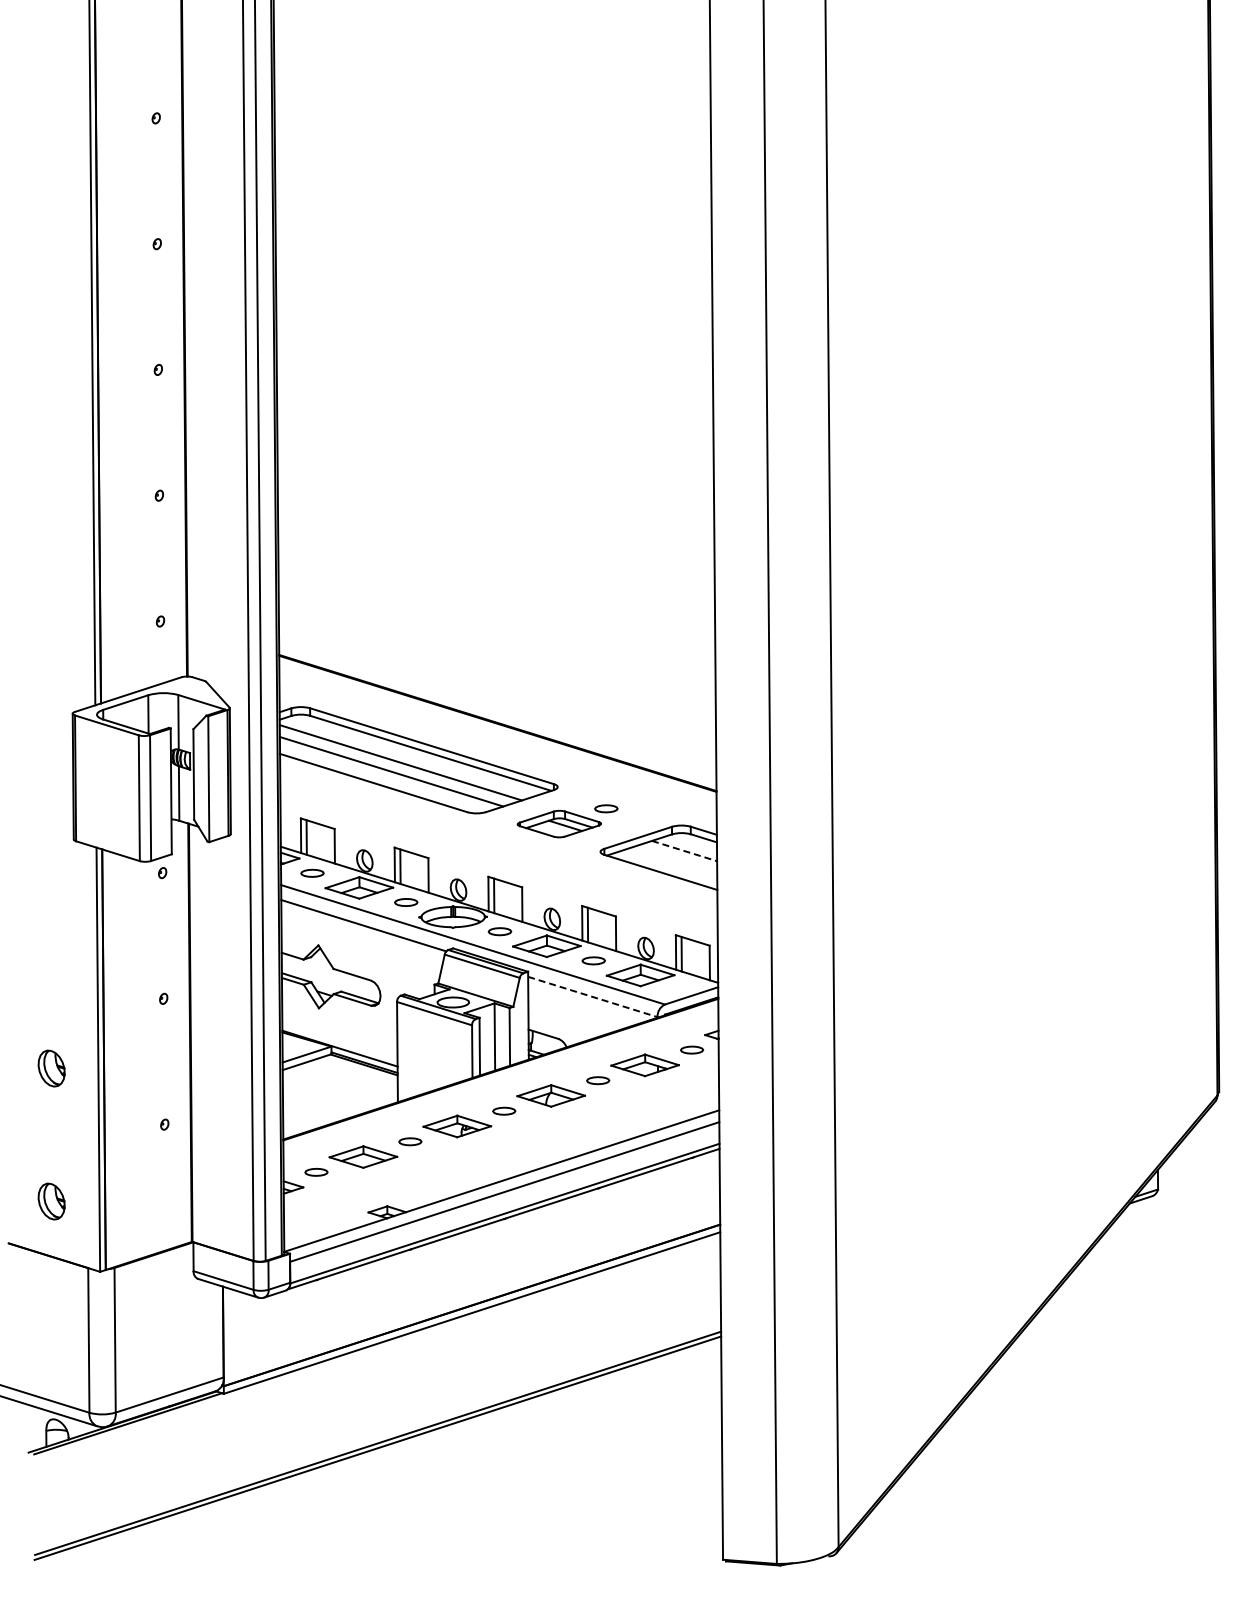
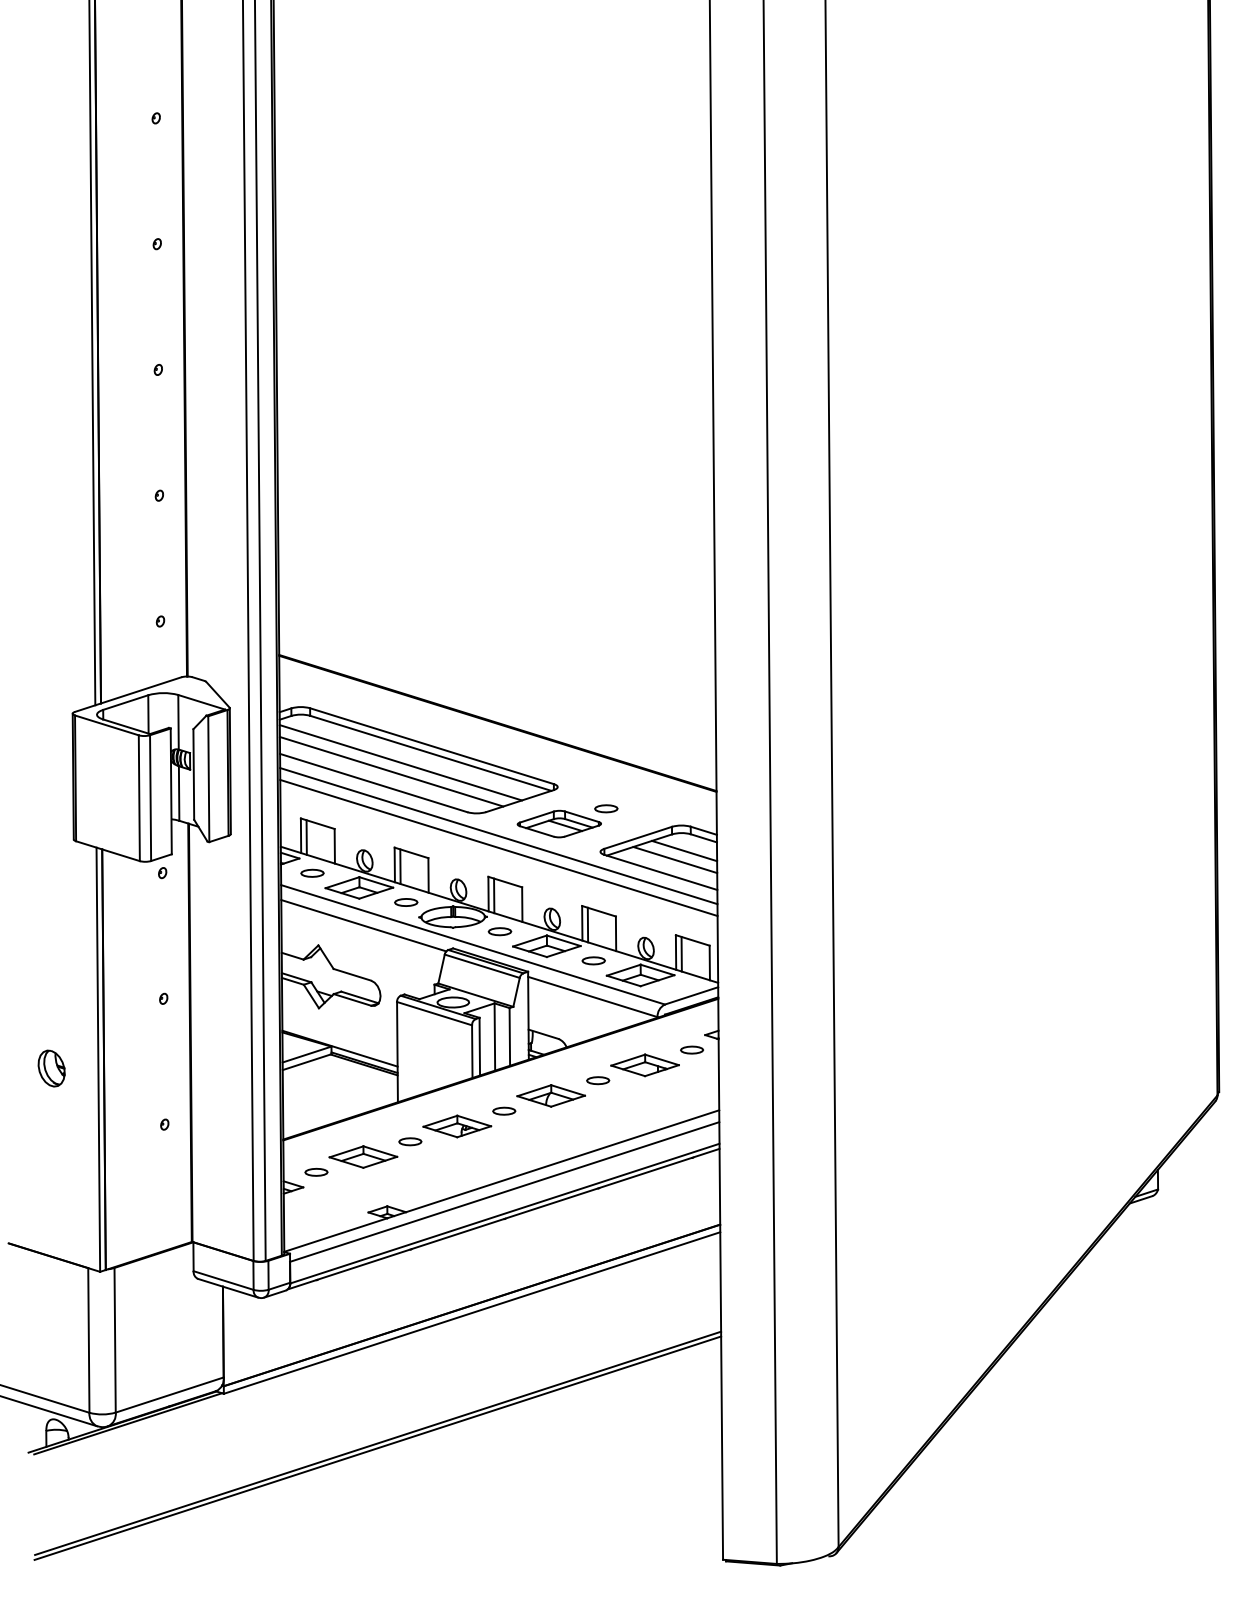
line: none -> present (498, 836)
line: none -> present (498, 847)
line: dashed -> solid (685, 851)
line: none -> present (675, 859)
line: dashed -> solid (592, 996)
part: present -> none (51, 1201)
